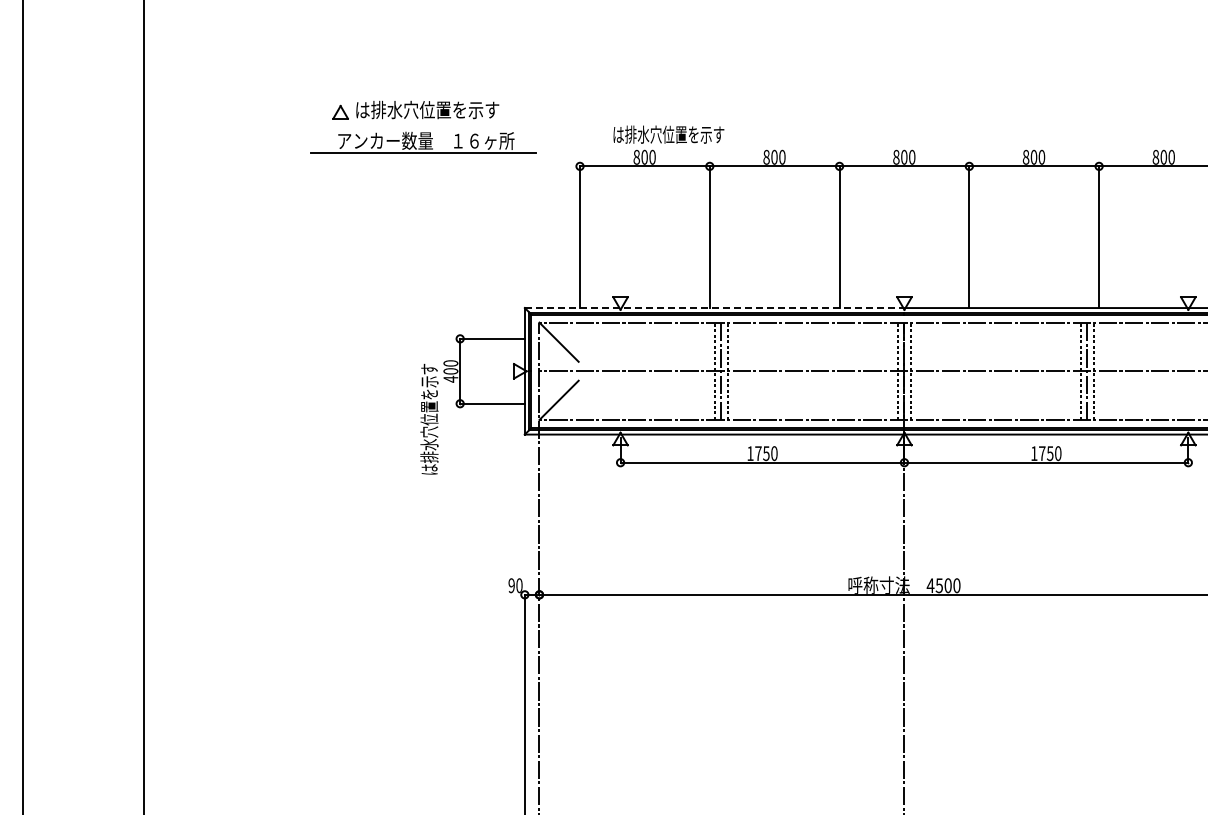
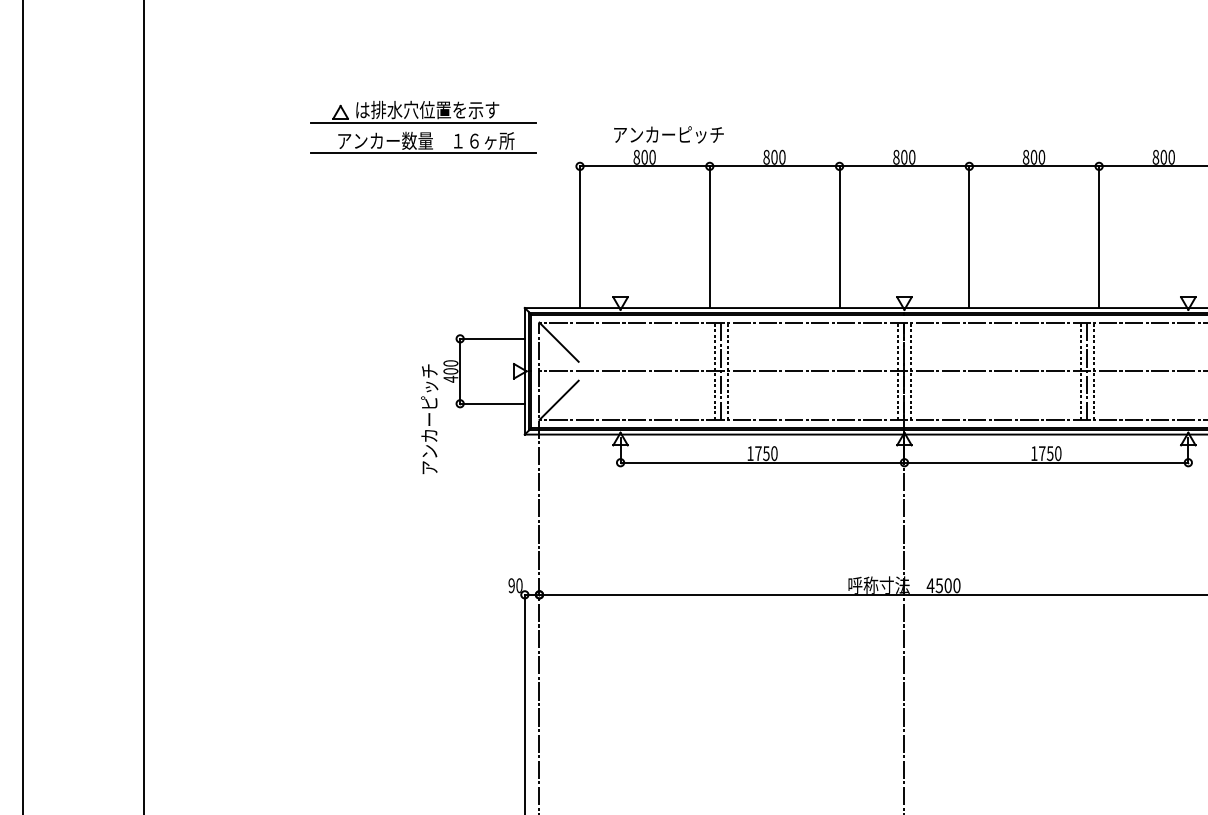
line: none -> present (423, 123)
text: は排水穴位置を示す -> アンカーピッチ (668, 134)
line: dashed -> solid (714, 308)
text: は排水穴位置を示す -> アンカーピッチ (429, 418)
